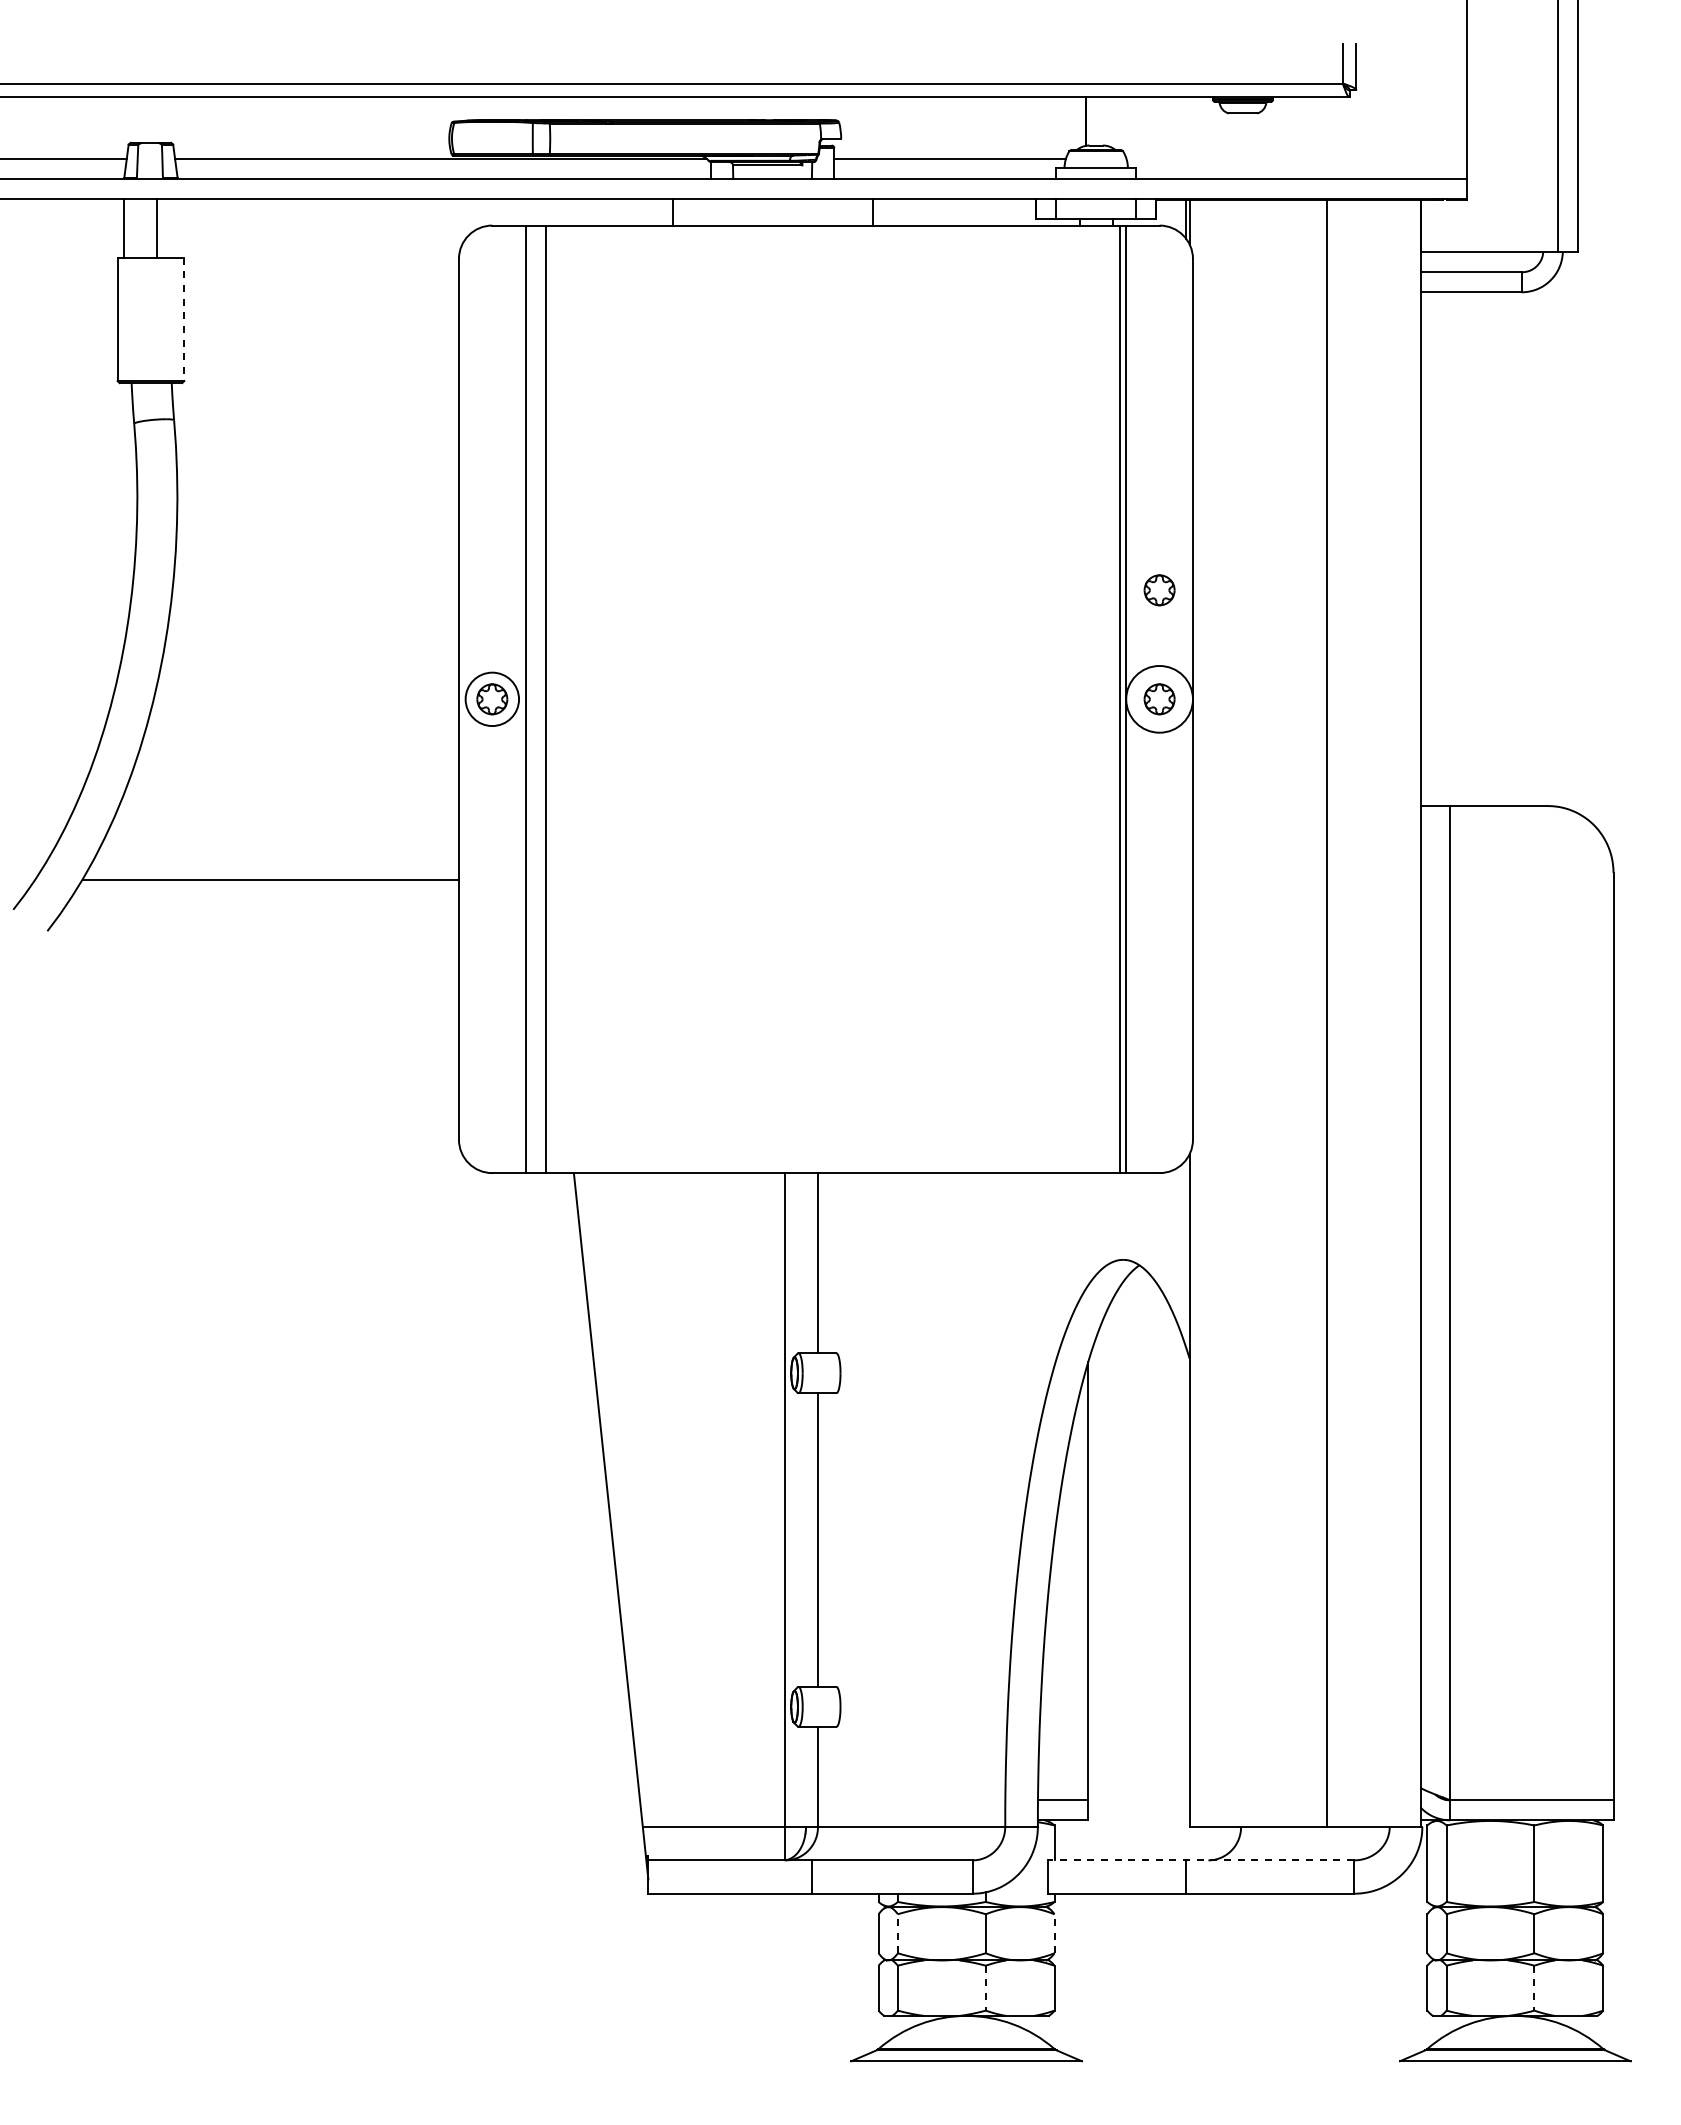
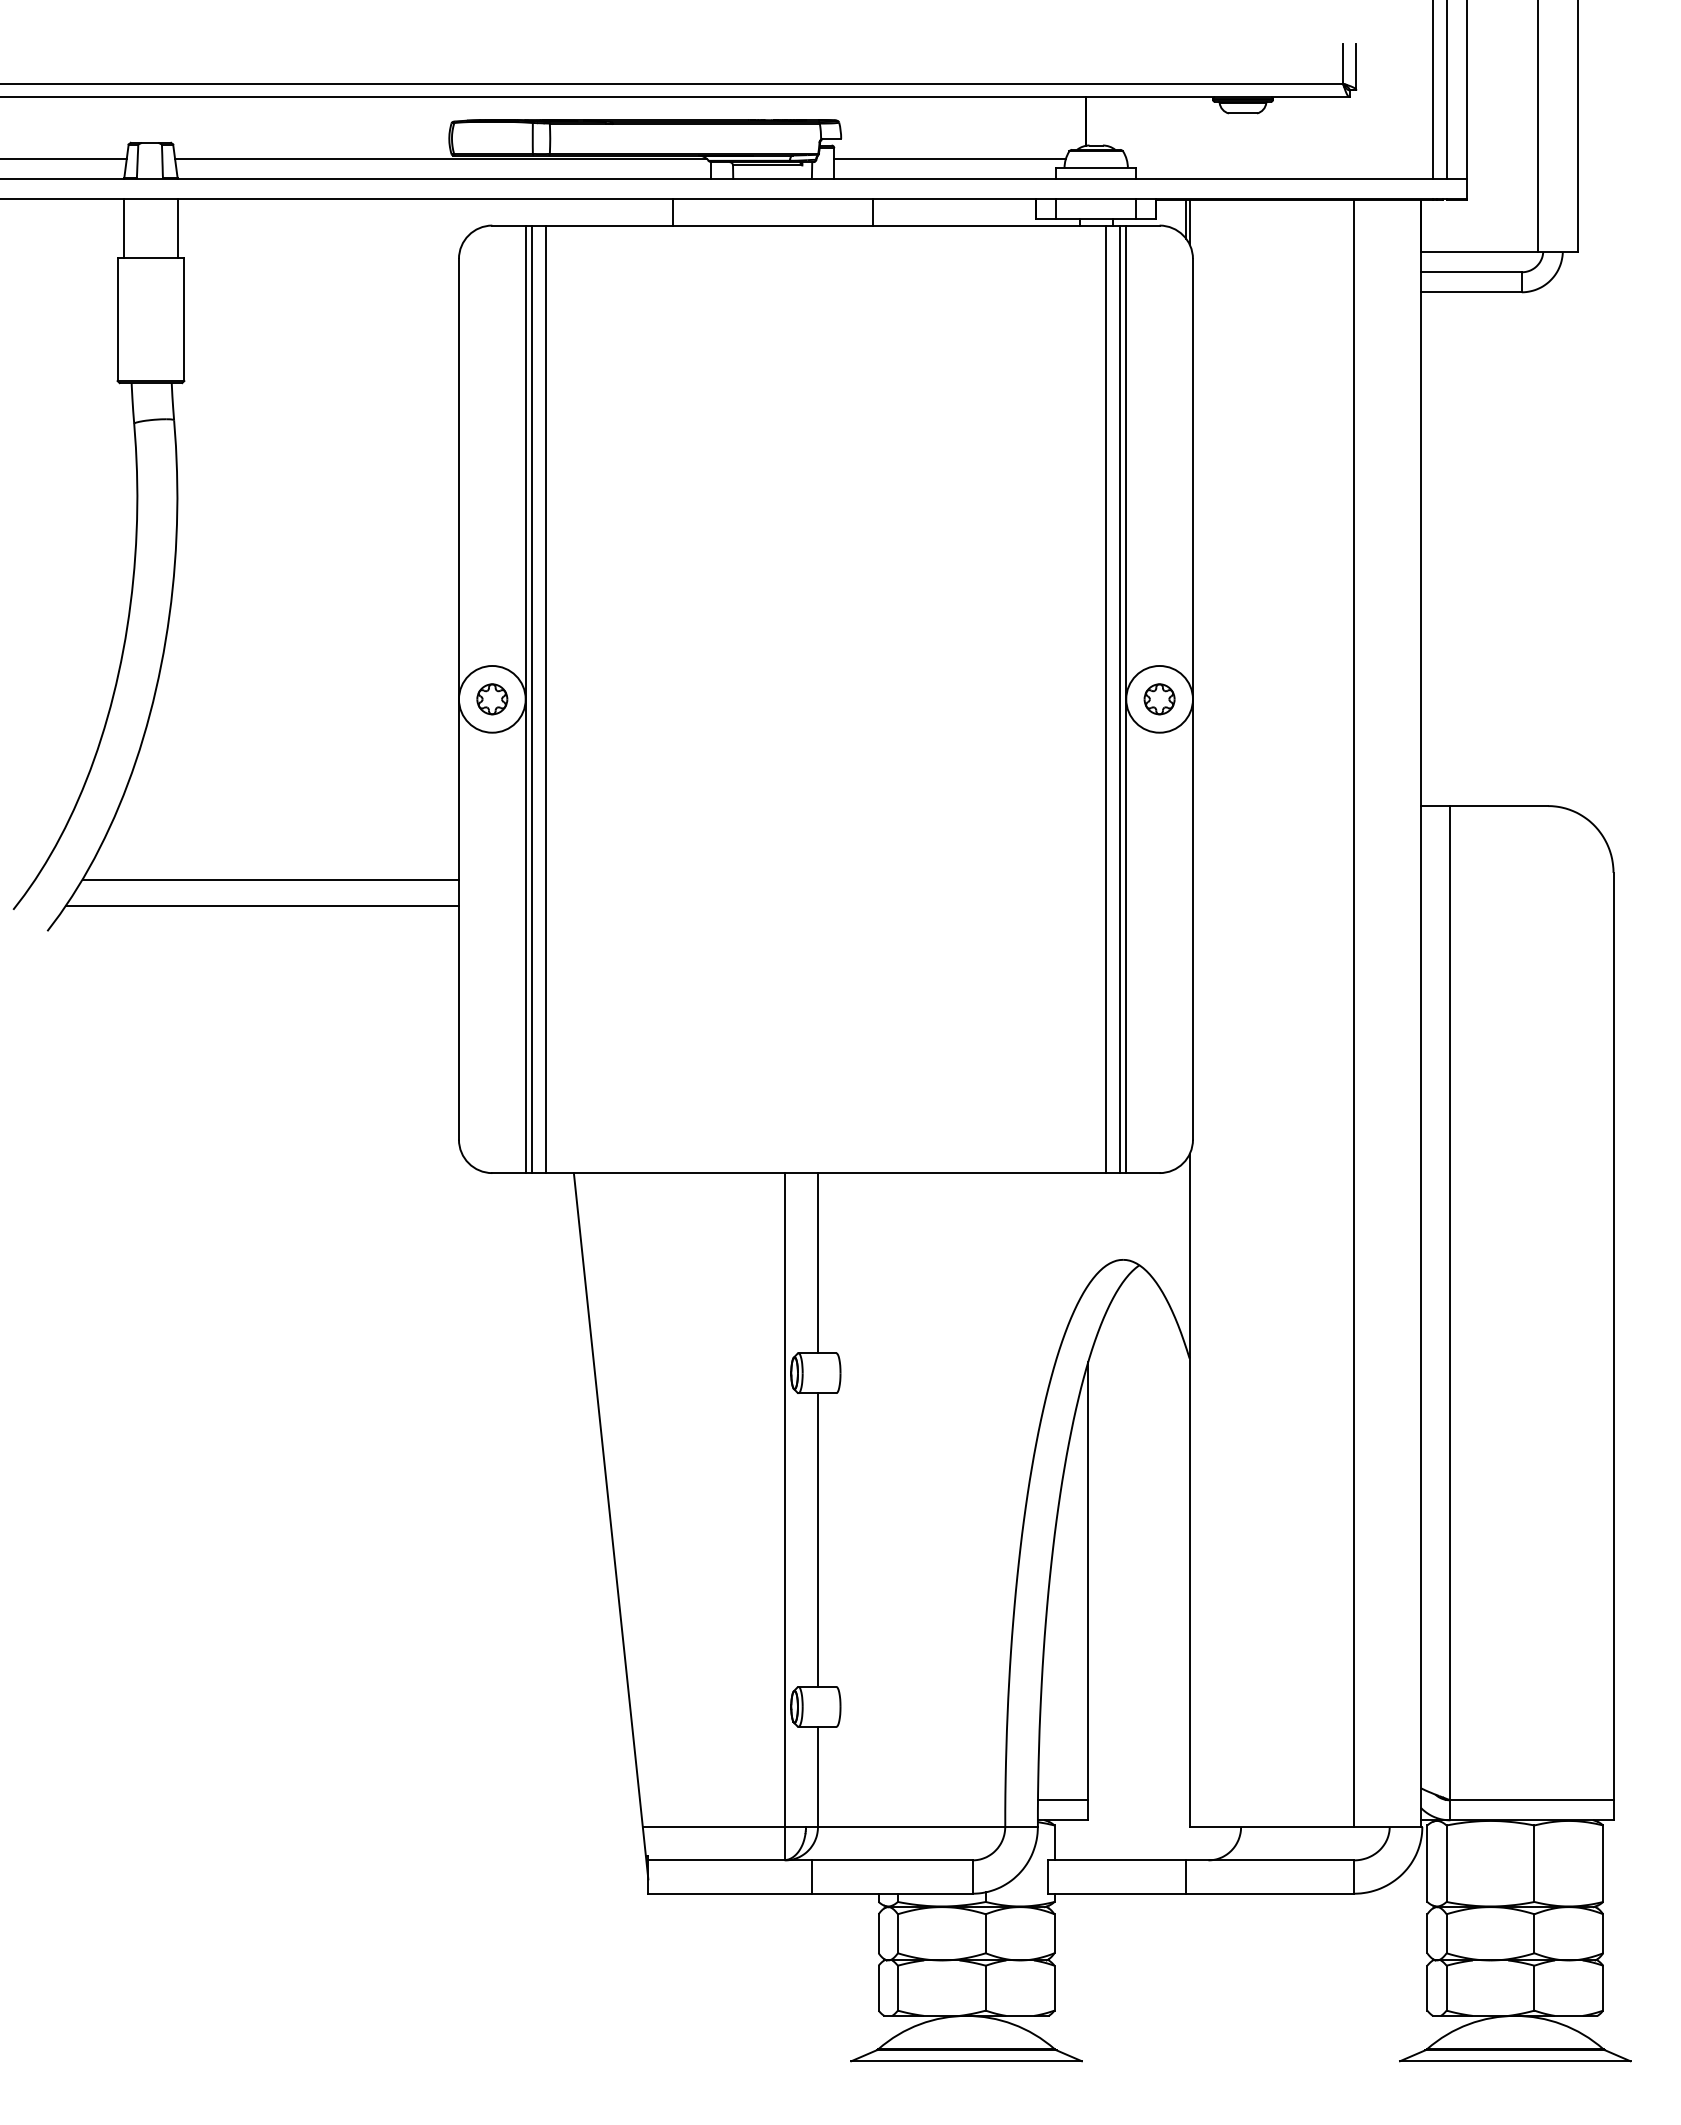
line: none -> present (1433, 90)
line: none -> present (1446, 90)
line position: (1558, 127) -> (1538, 127) (1538, 127)
line position: (156, 227) -> (177, 227) (177, 227)
line: dashed -> solid (184, 319)
part: present -> none (1159, 590)
circle diameter: 53 px -> 67 px (491, 698)
line: none -> present (532, 699)
line: none -> present (1106, 699)
line: none -> present (261, 906)
line position: (1327, 1013) -> (1354, 1013) (1354, 1013)
line: dashed -> solid (1200, 1860)
line: dashed -> solid (897, 1933)
line: dashed -> solid (1054, 1933)
line: dashed -> solid (985, 1988)
line: dashed -> solid (1534, 1988)
